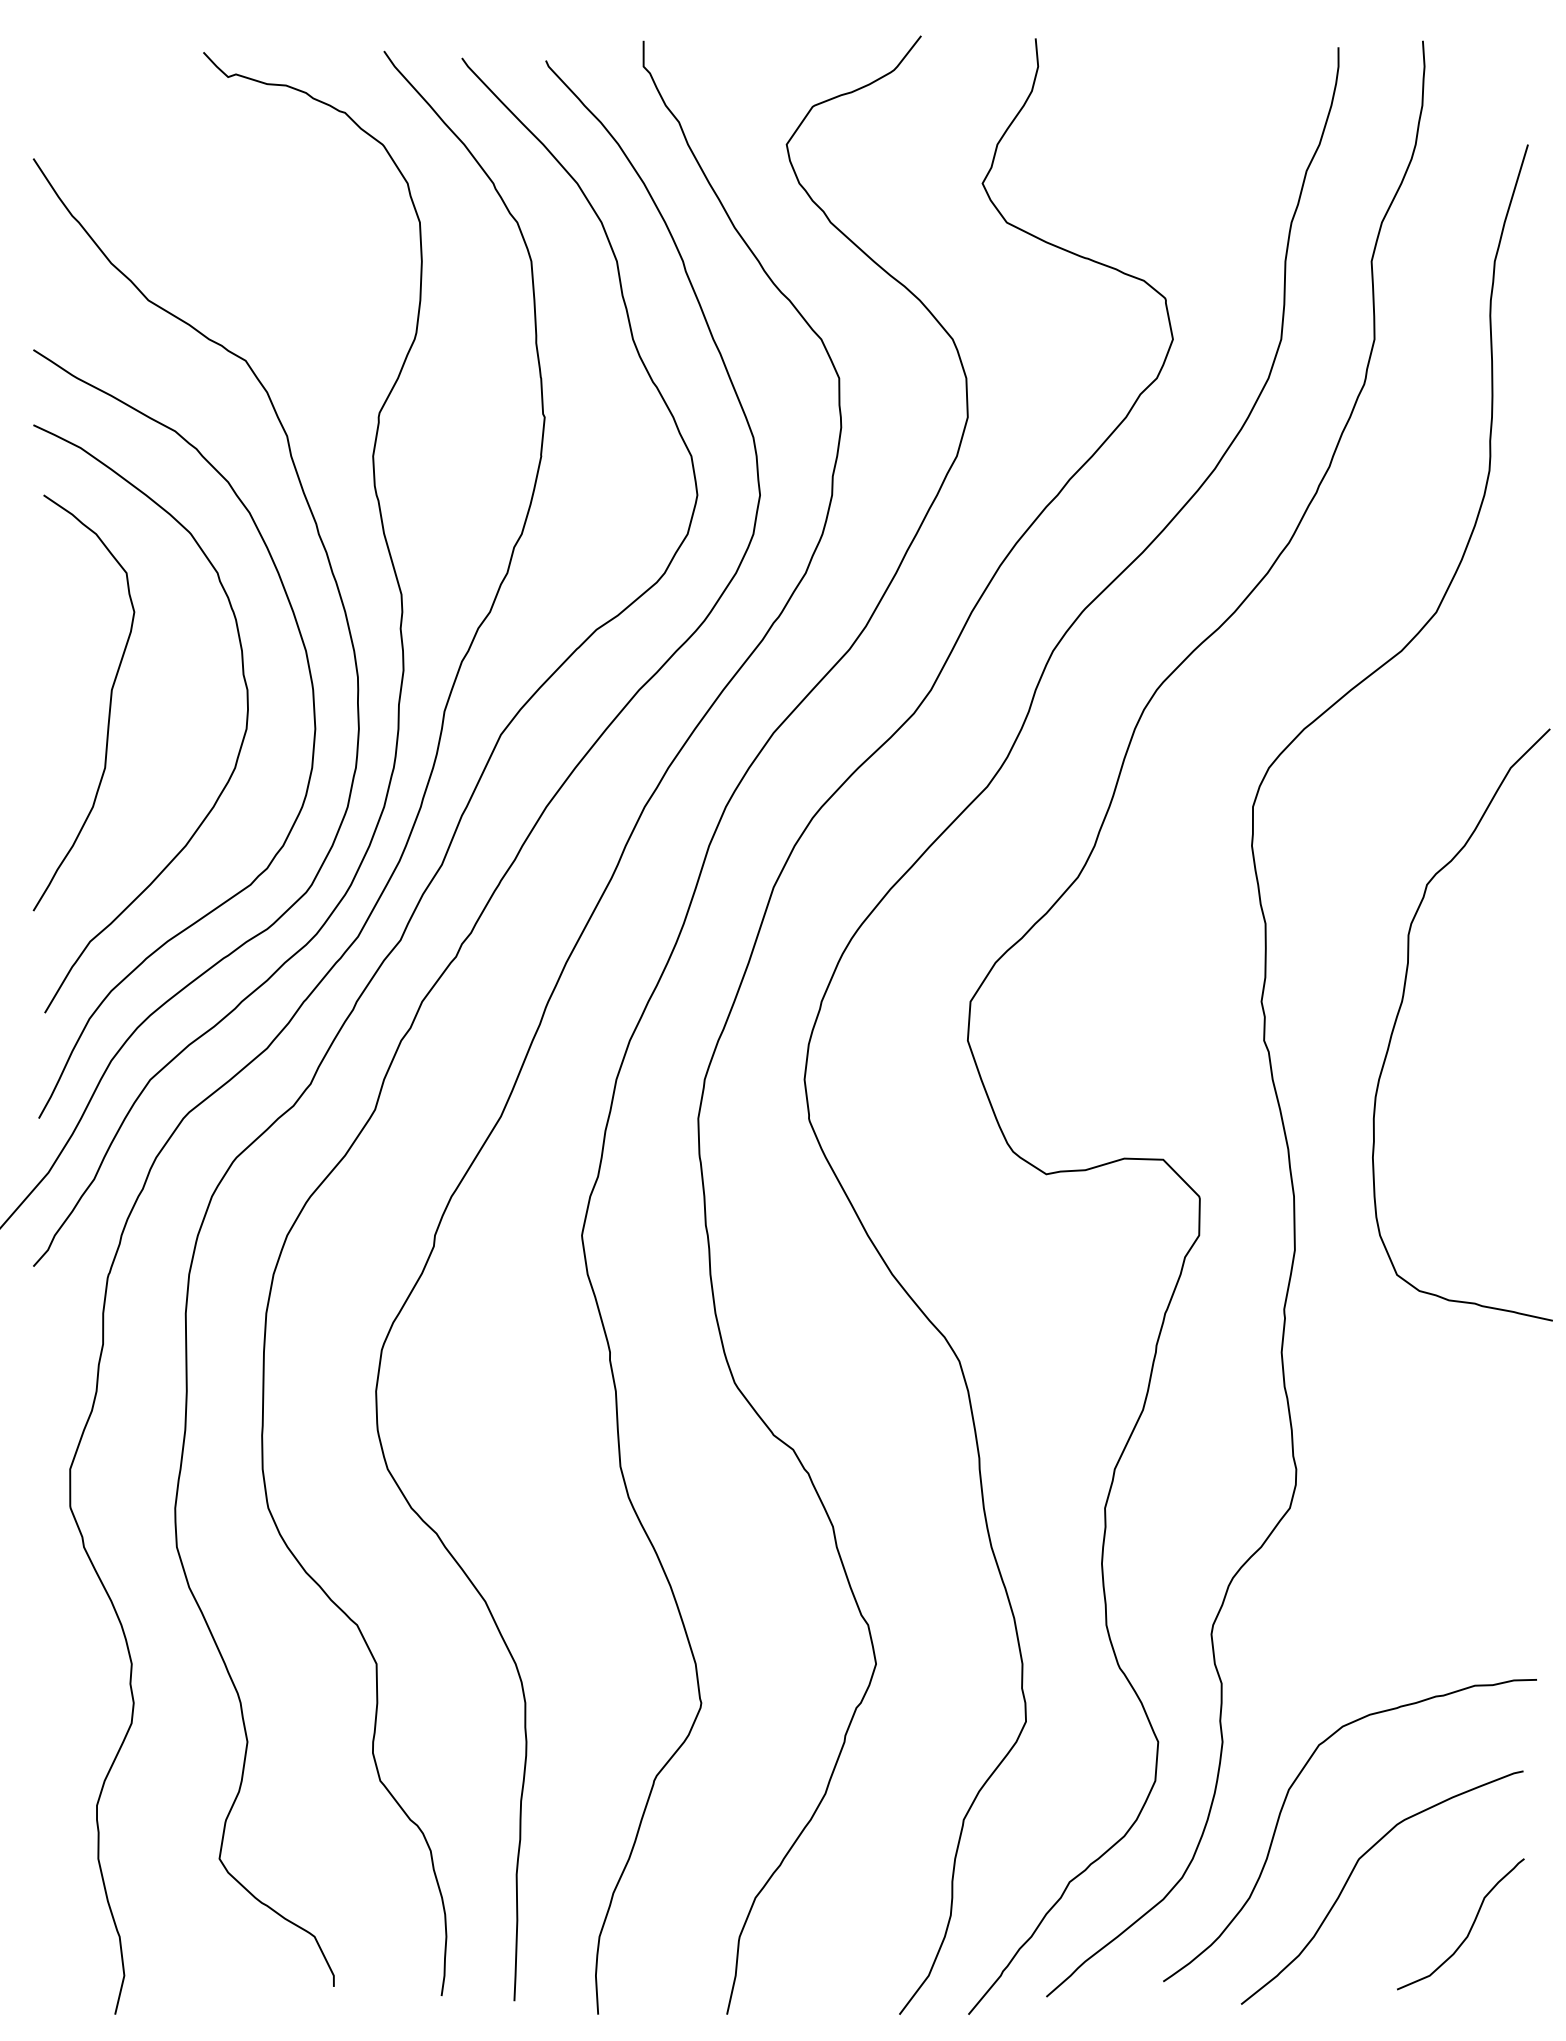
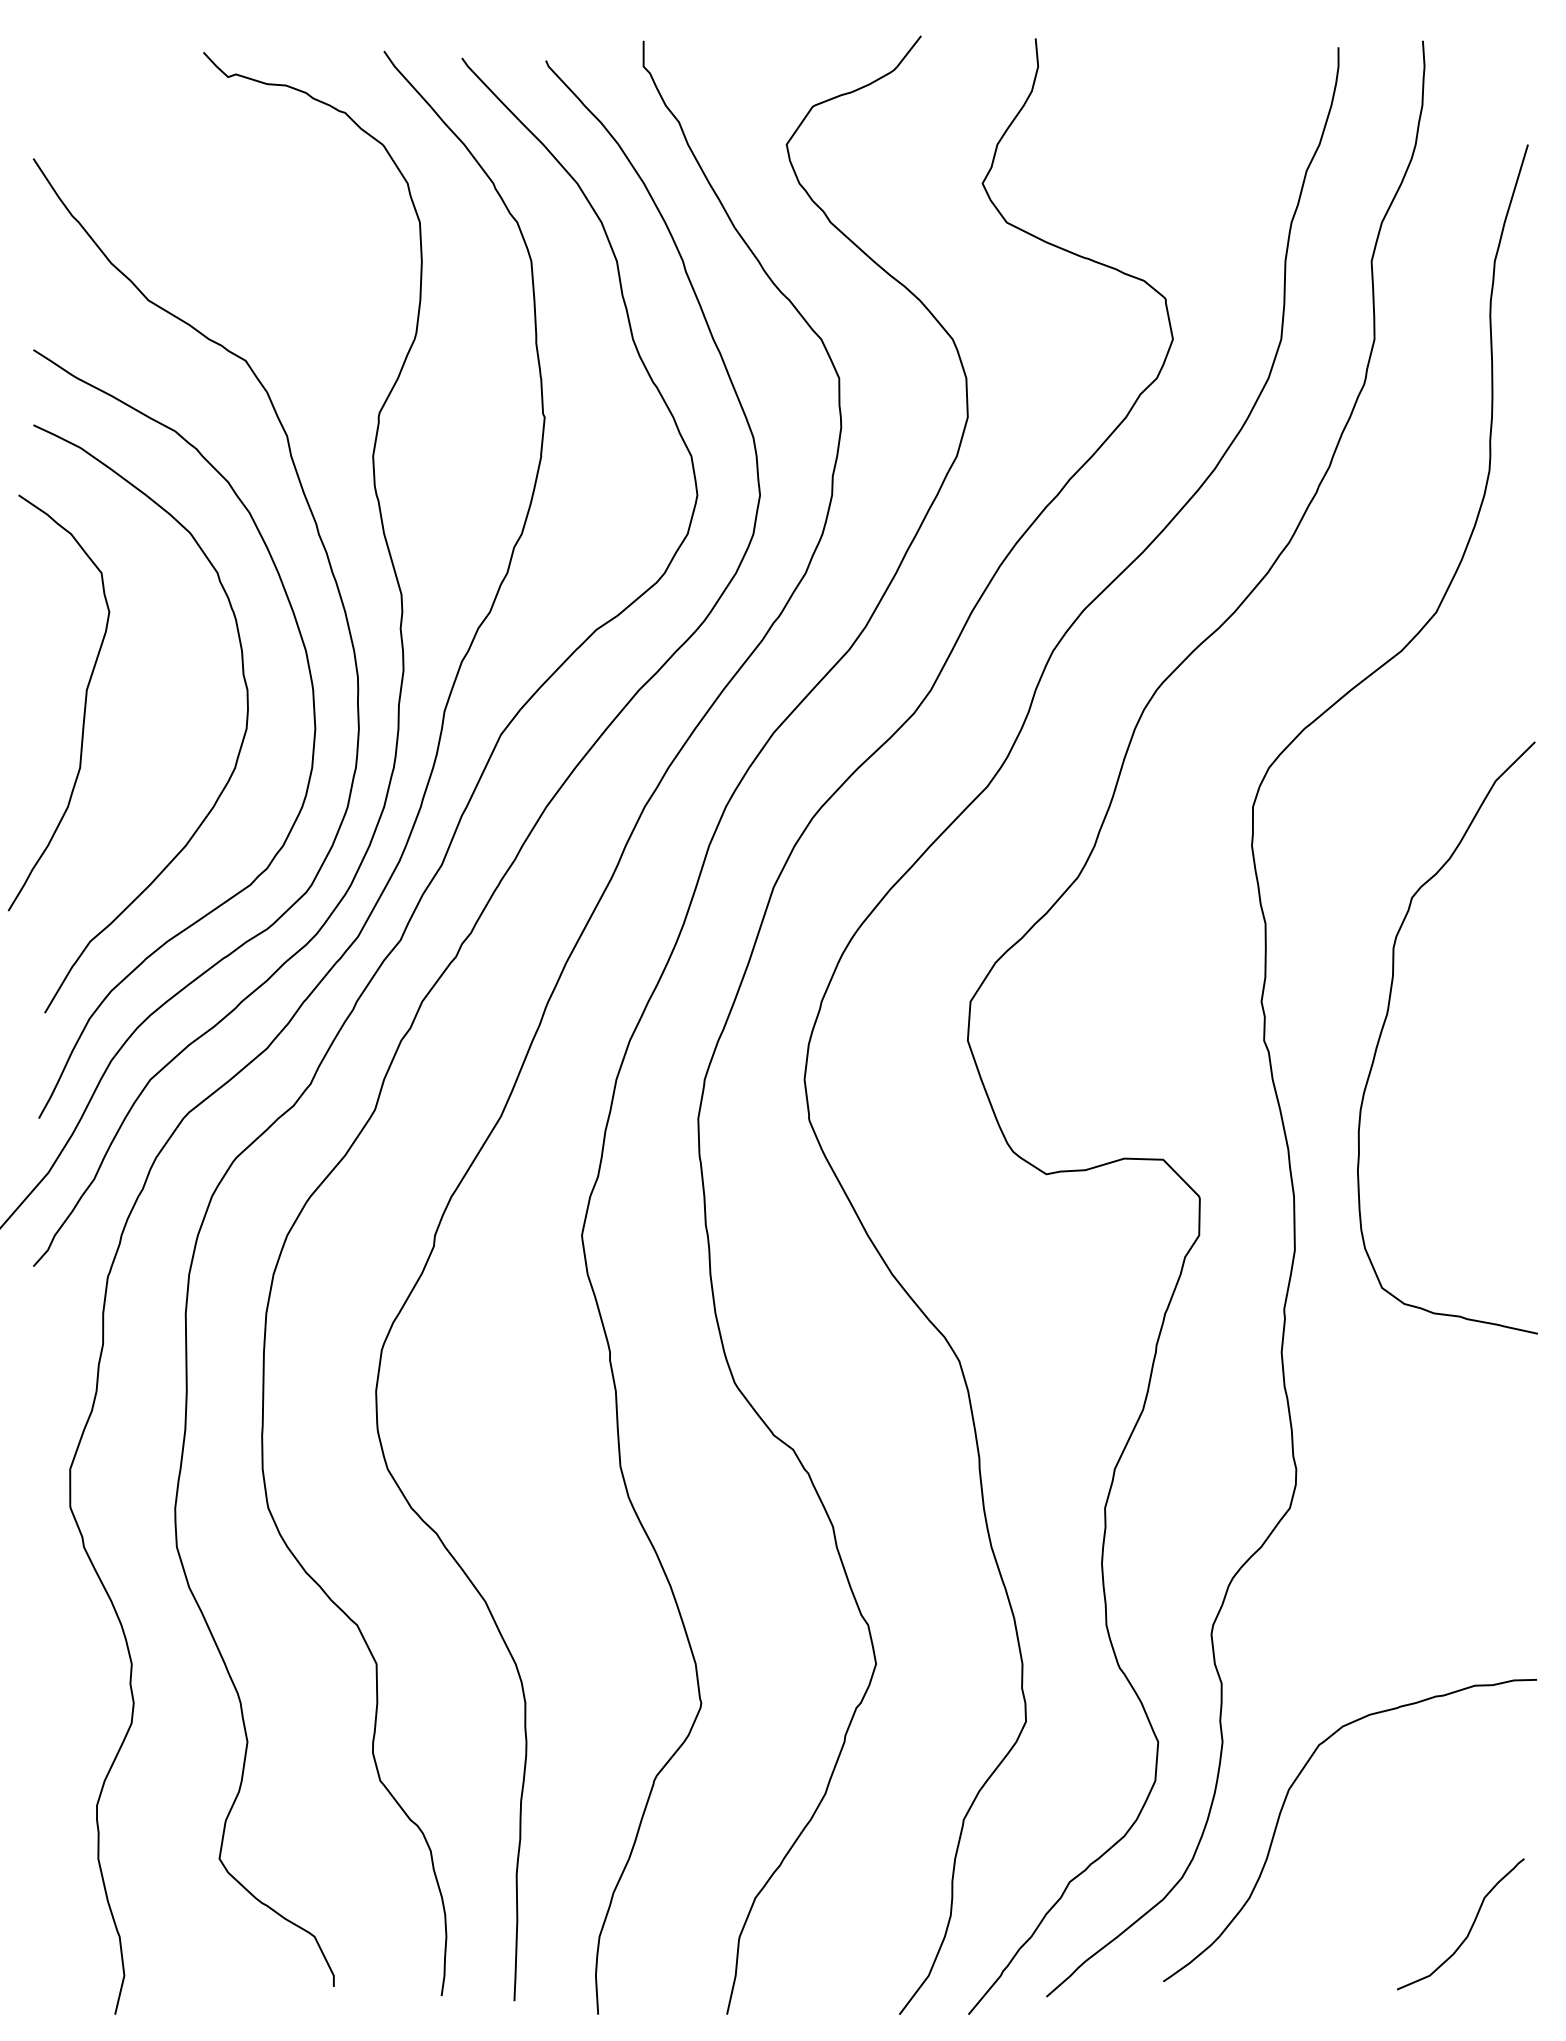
curve position: (109, 702) -> (84, 702) (84, 702)
curve position: (1402, 1004) -> (1387, 1017) (1387, 1017)
curve: present -> none (1352, 1873)
